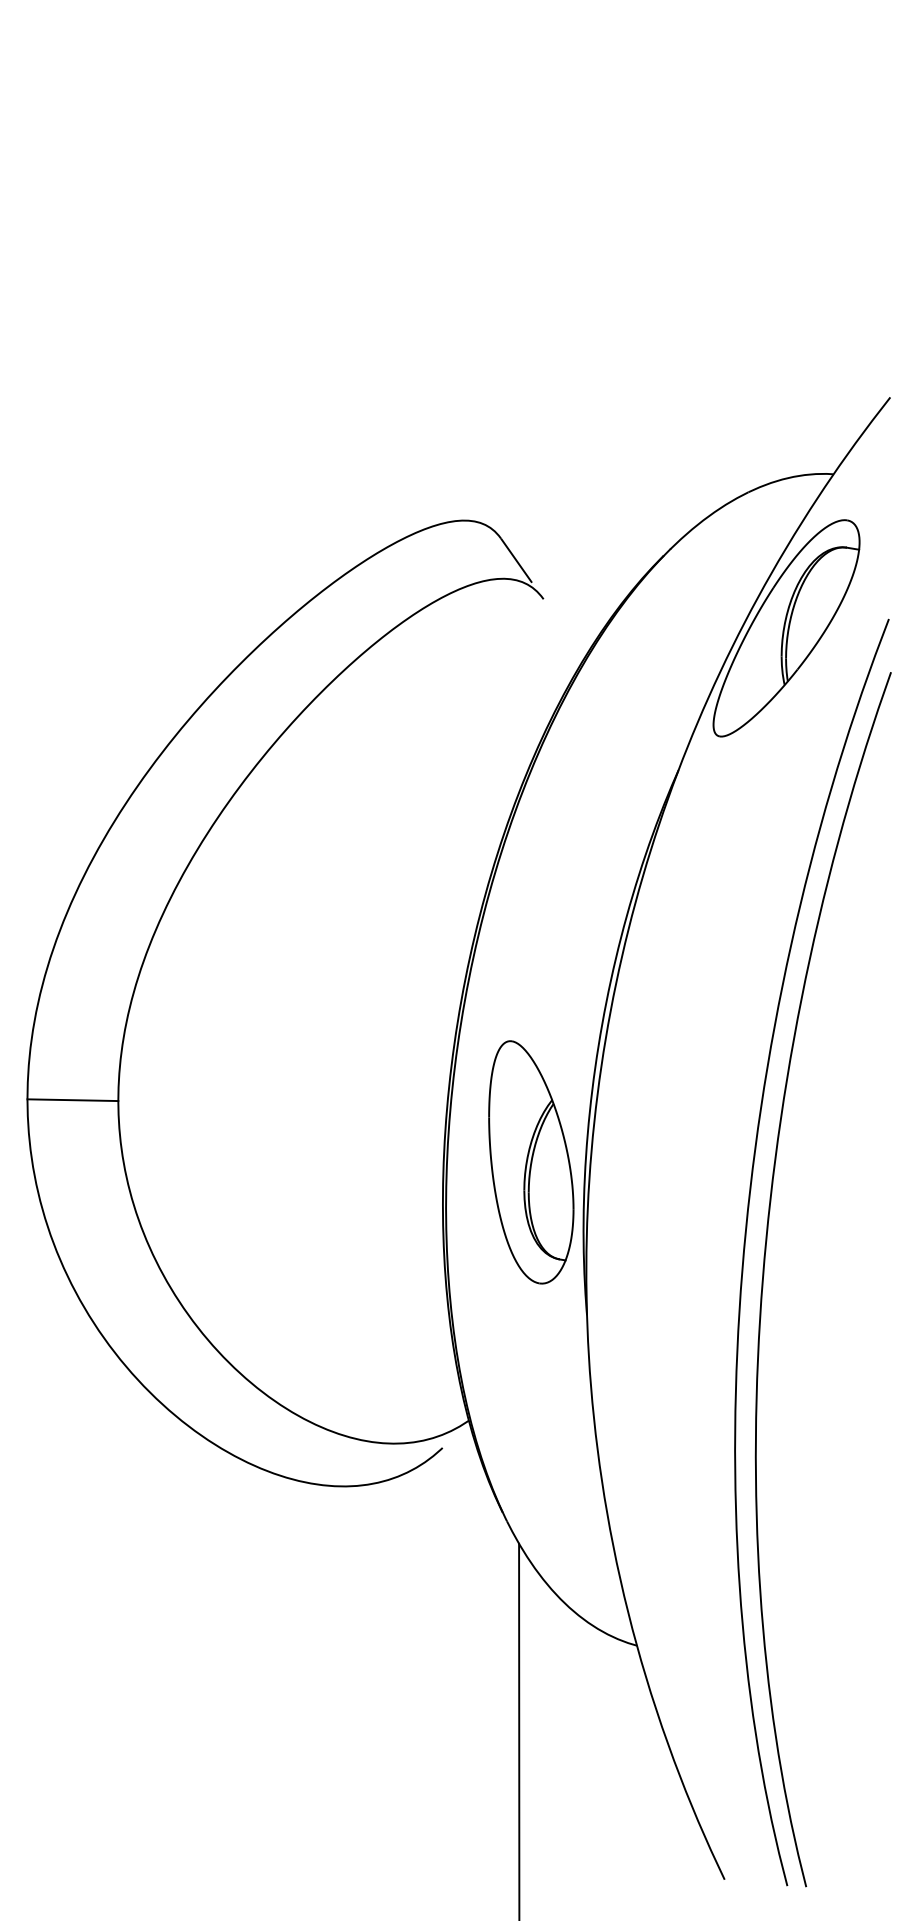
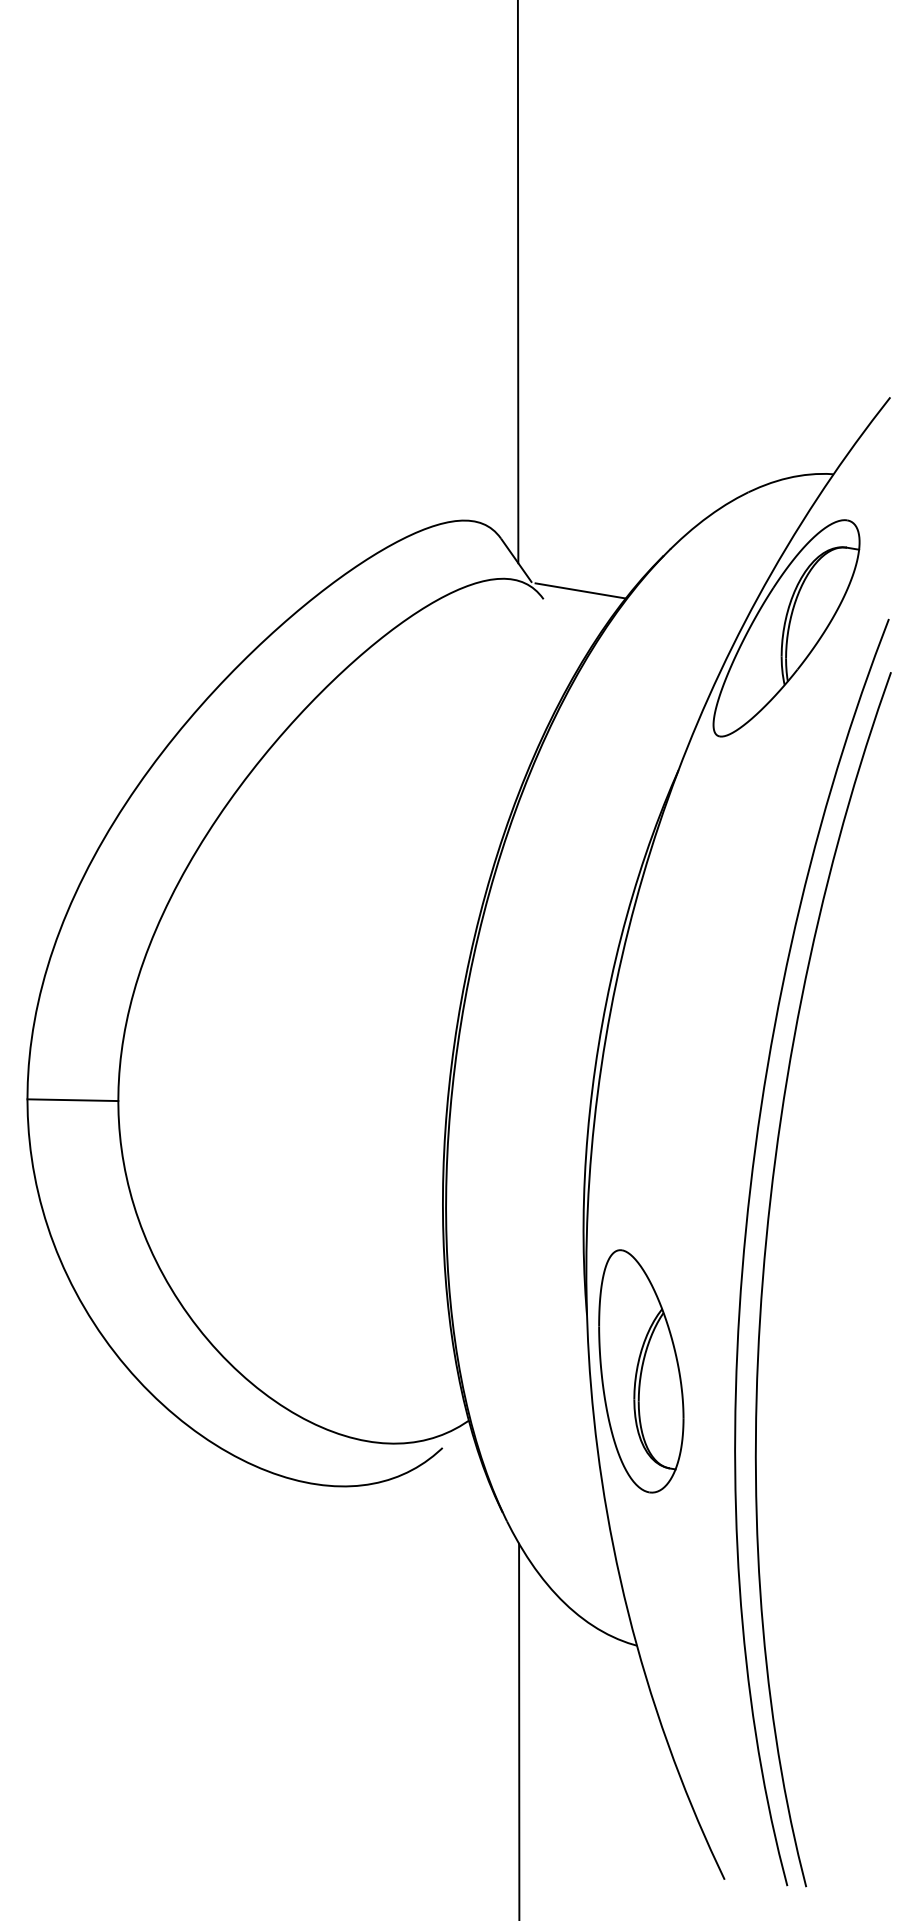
line: none -> present (517, 282)
line: none -> present (580, 590)
part position: (531, 1162) -> (641, 1371) (641, 1371)
